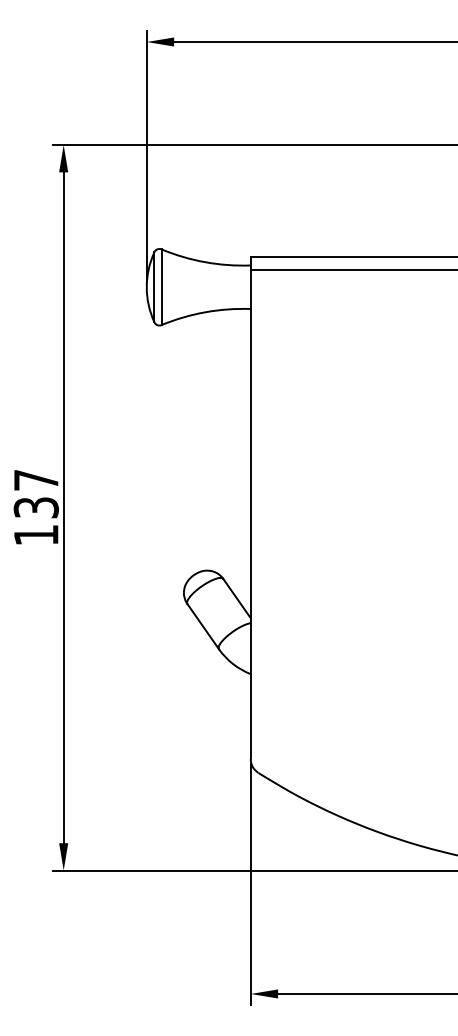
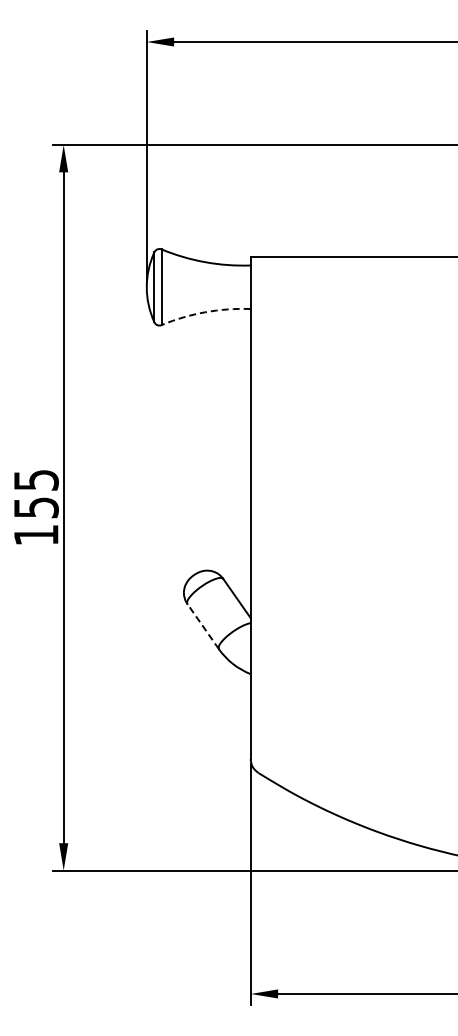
line: present -> none (352, 270)
arc: solid -> dashed (205, 312)
text: 137 -> 155 (35, 493)
line: solid -> dashed (203, 626)
